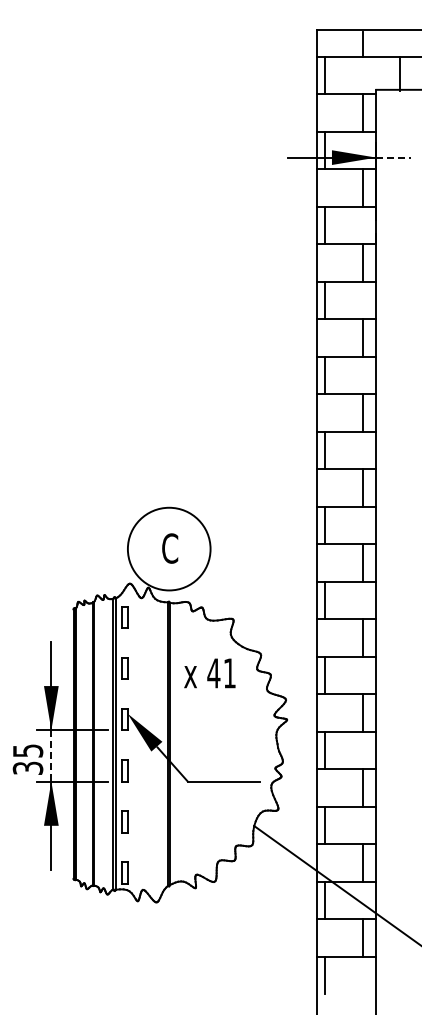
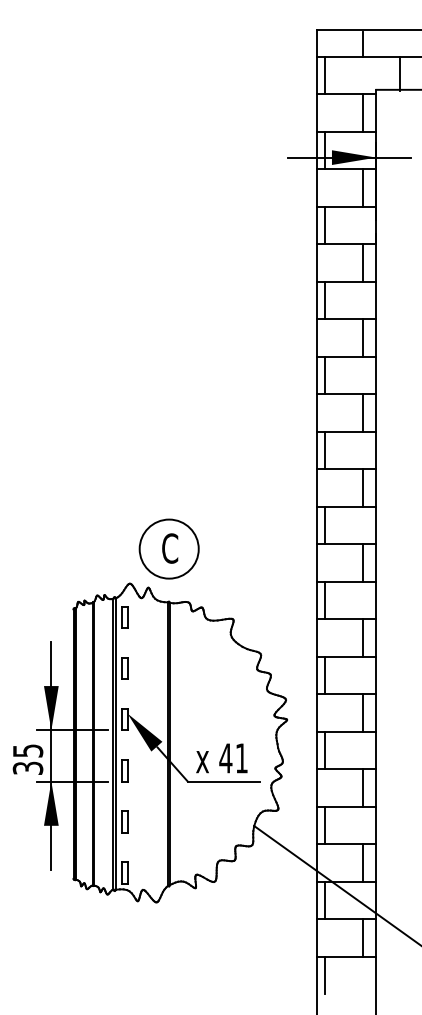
line: dashed -> solid (394, 157)
circle diameter: 83 px -> 59 px (168, 548)
text position: (209, 673) -> (221, 758) (221, 758)
line: dashed -> solid (51, 755)
